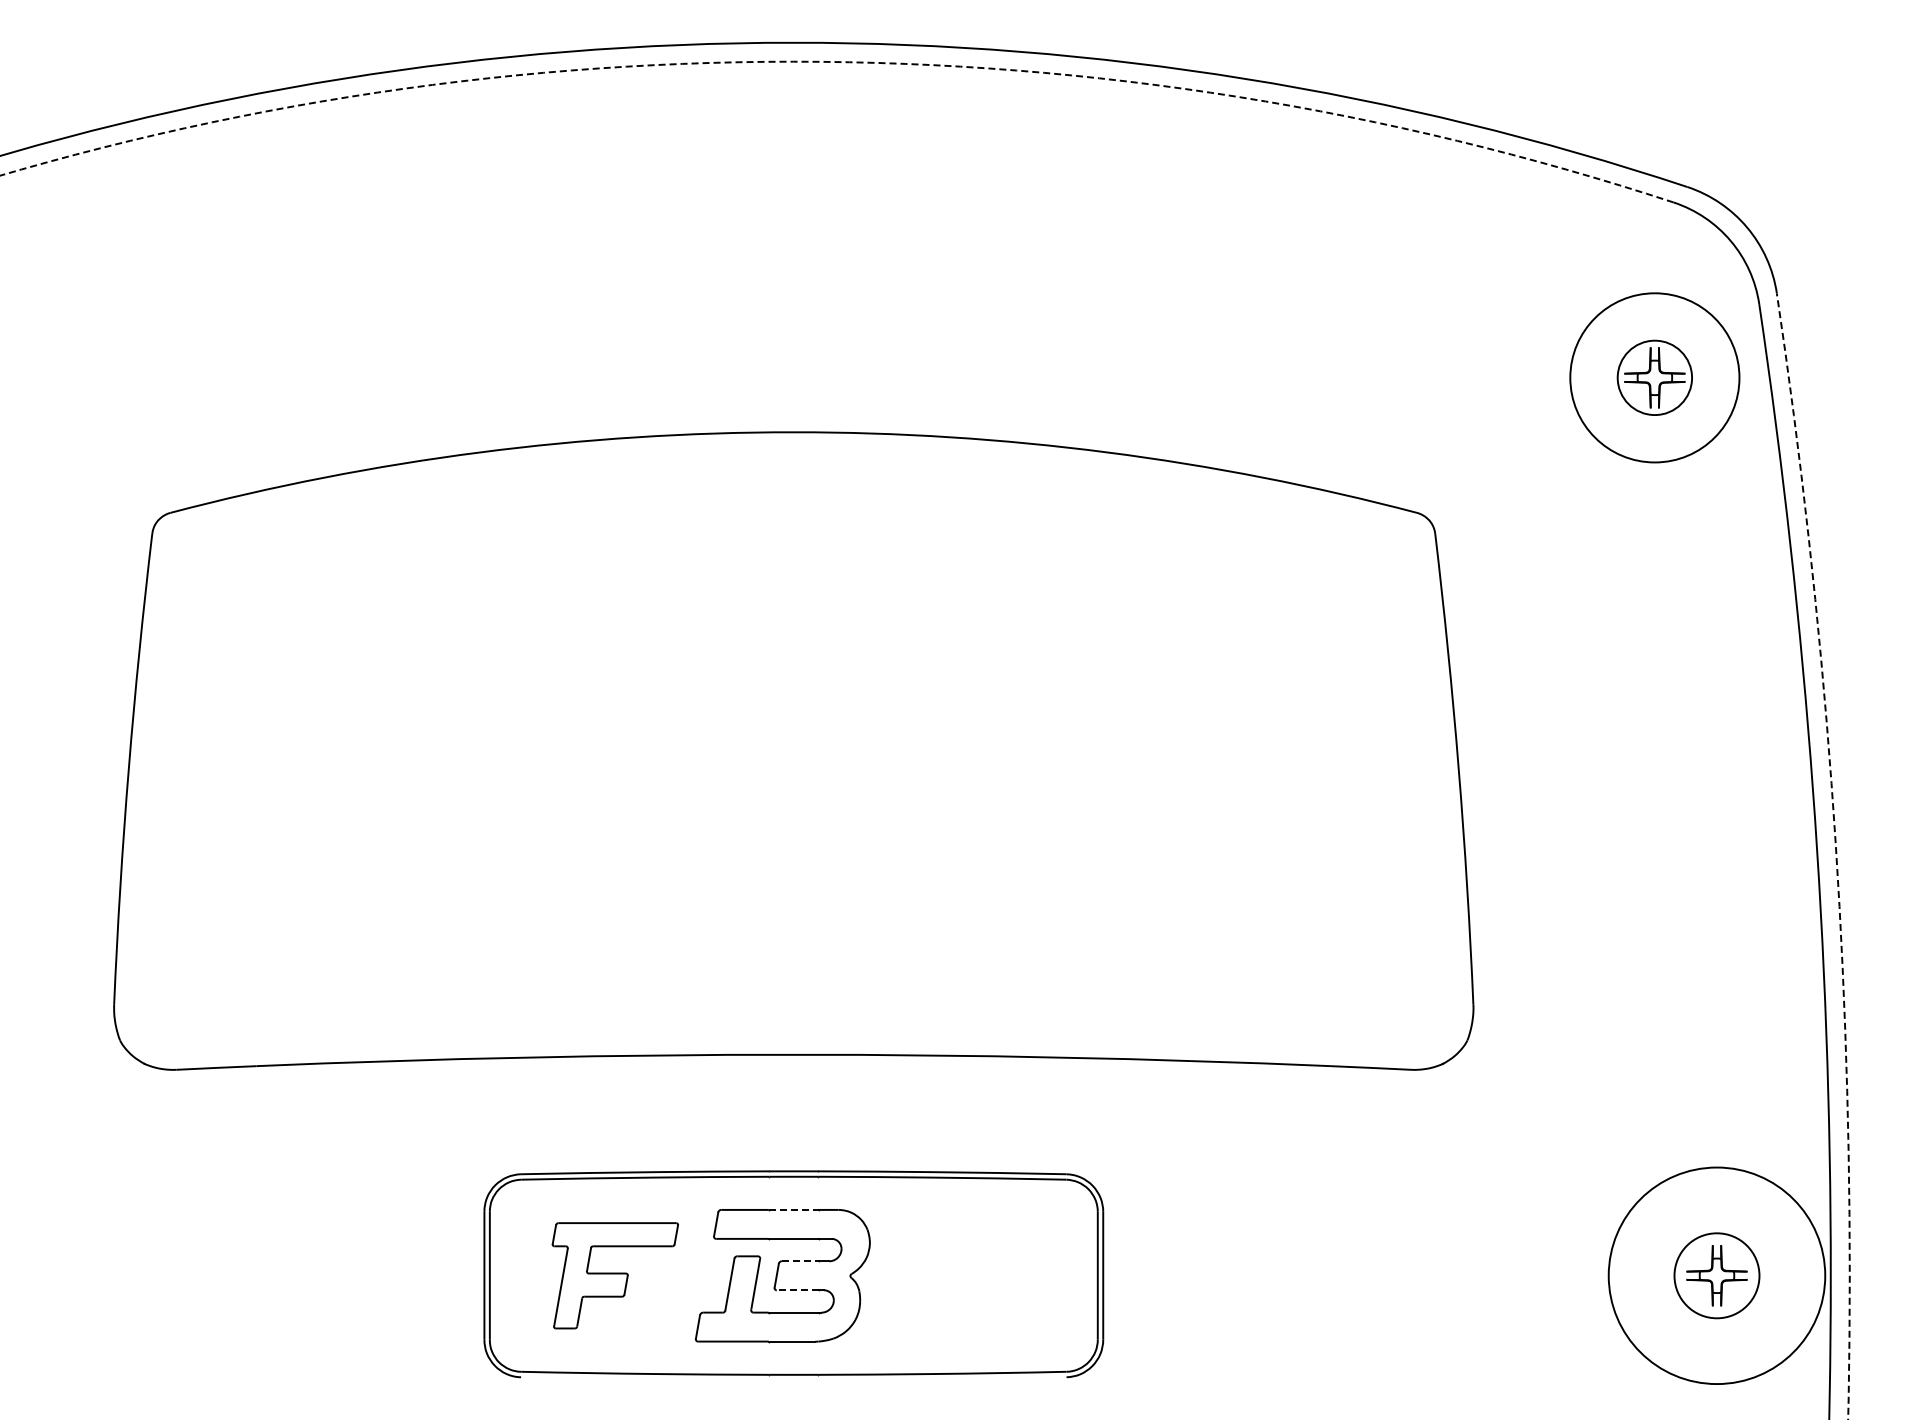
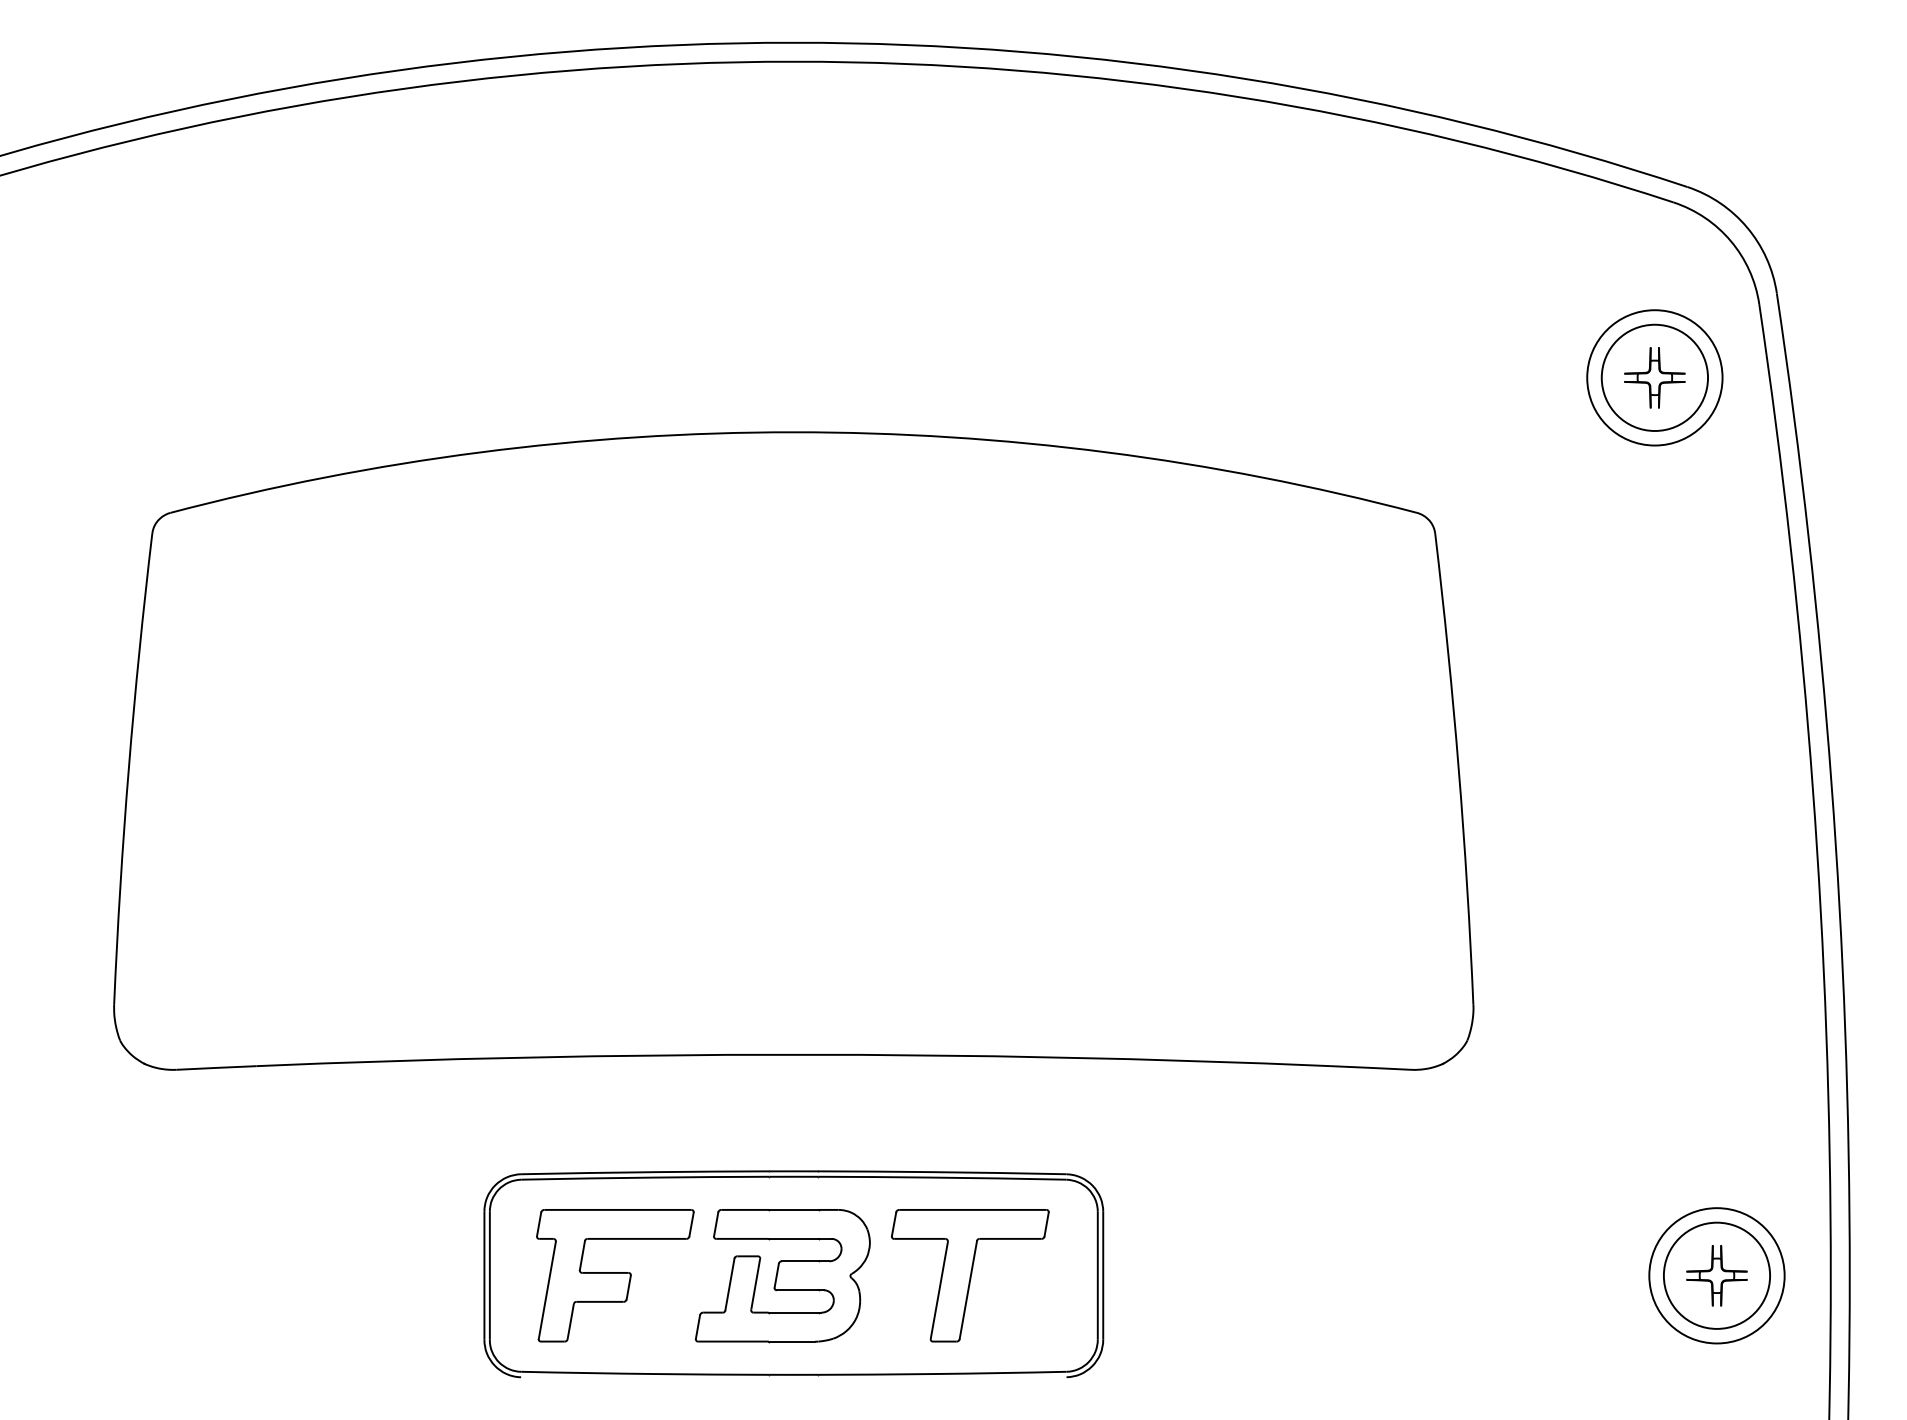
arc: dashed -> solid (839, 62)
circle diameter: 169 px -> 135 px (1654, 377)
circle diameter: 74 px -> 106 px (1654, 377)
arc: dashed -> solid (1836, 854)
line: dashed -> solid (793, 1209)
line: dashed -> solid (800, 1261)
part size: 128x108 px -> 159x134 px (615, 1275)
part: none -> present (969, 1275)
circle diameter: 217 px -> 135 px (1716, 1275)
circle diameter: 85 px -> 106 px (1716, 1275)
line: dashed -> solid (797, 1290)
